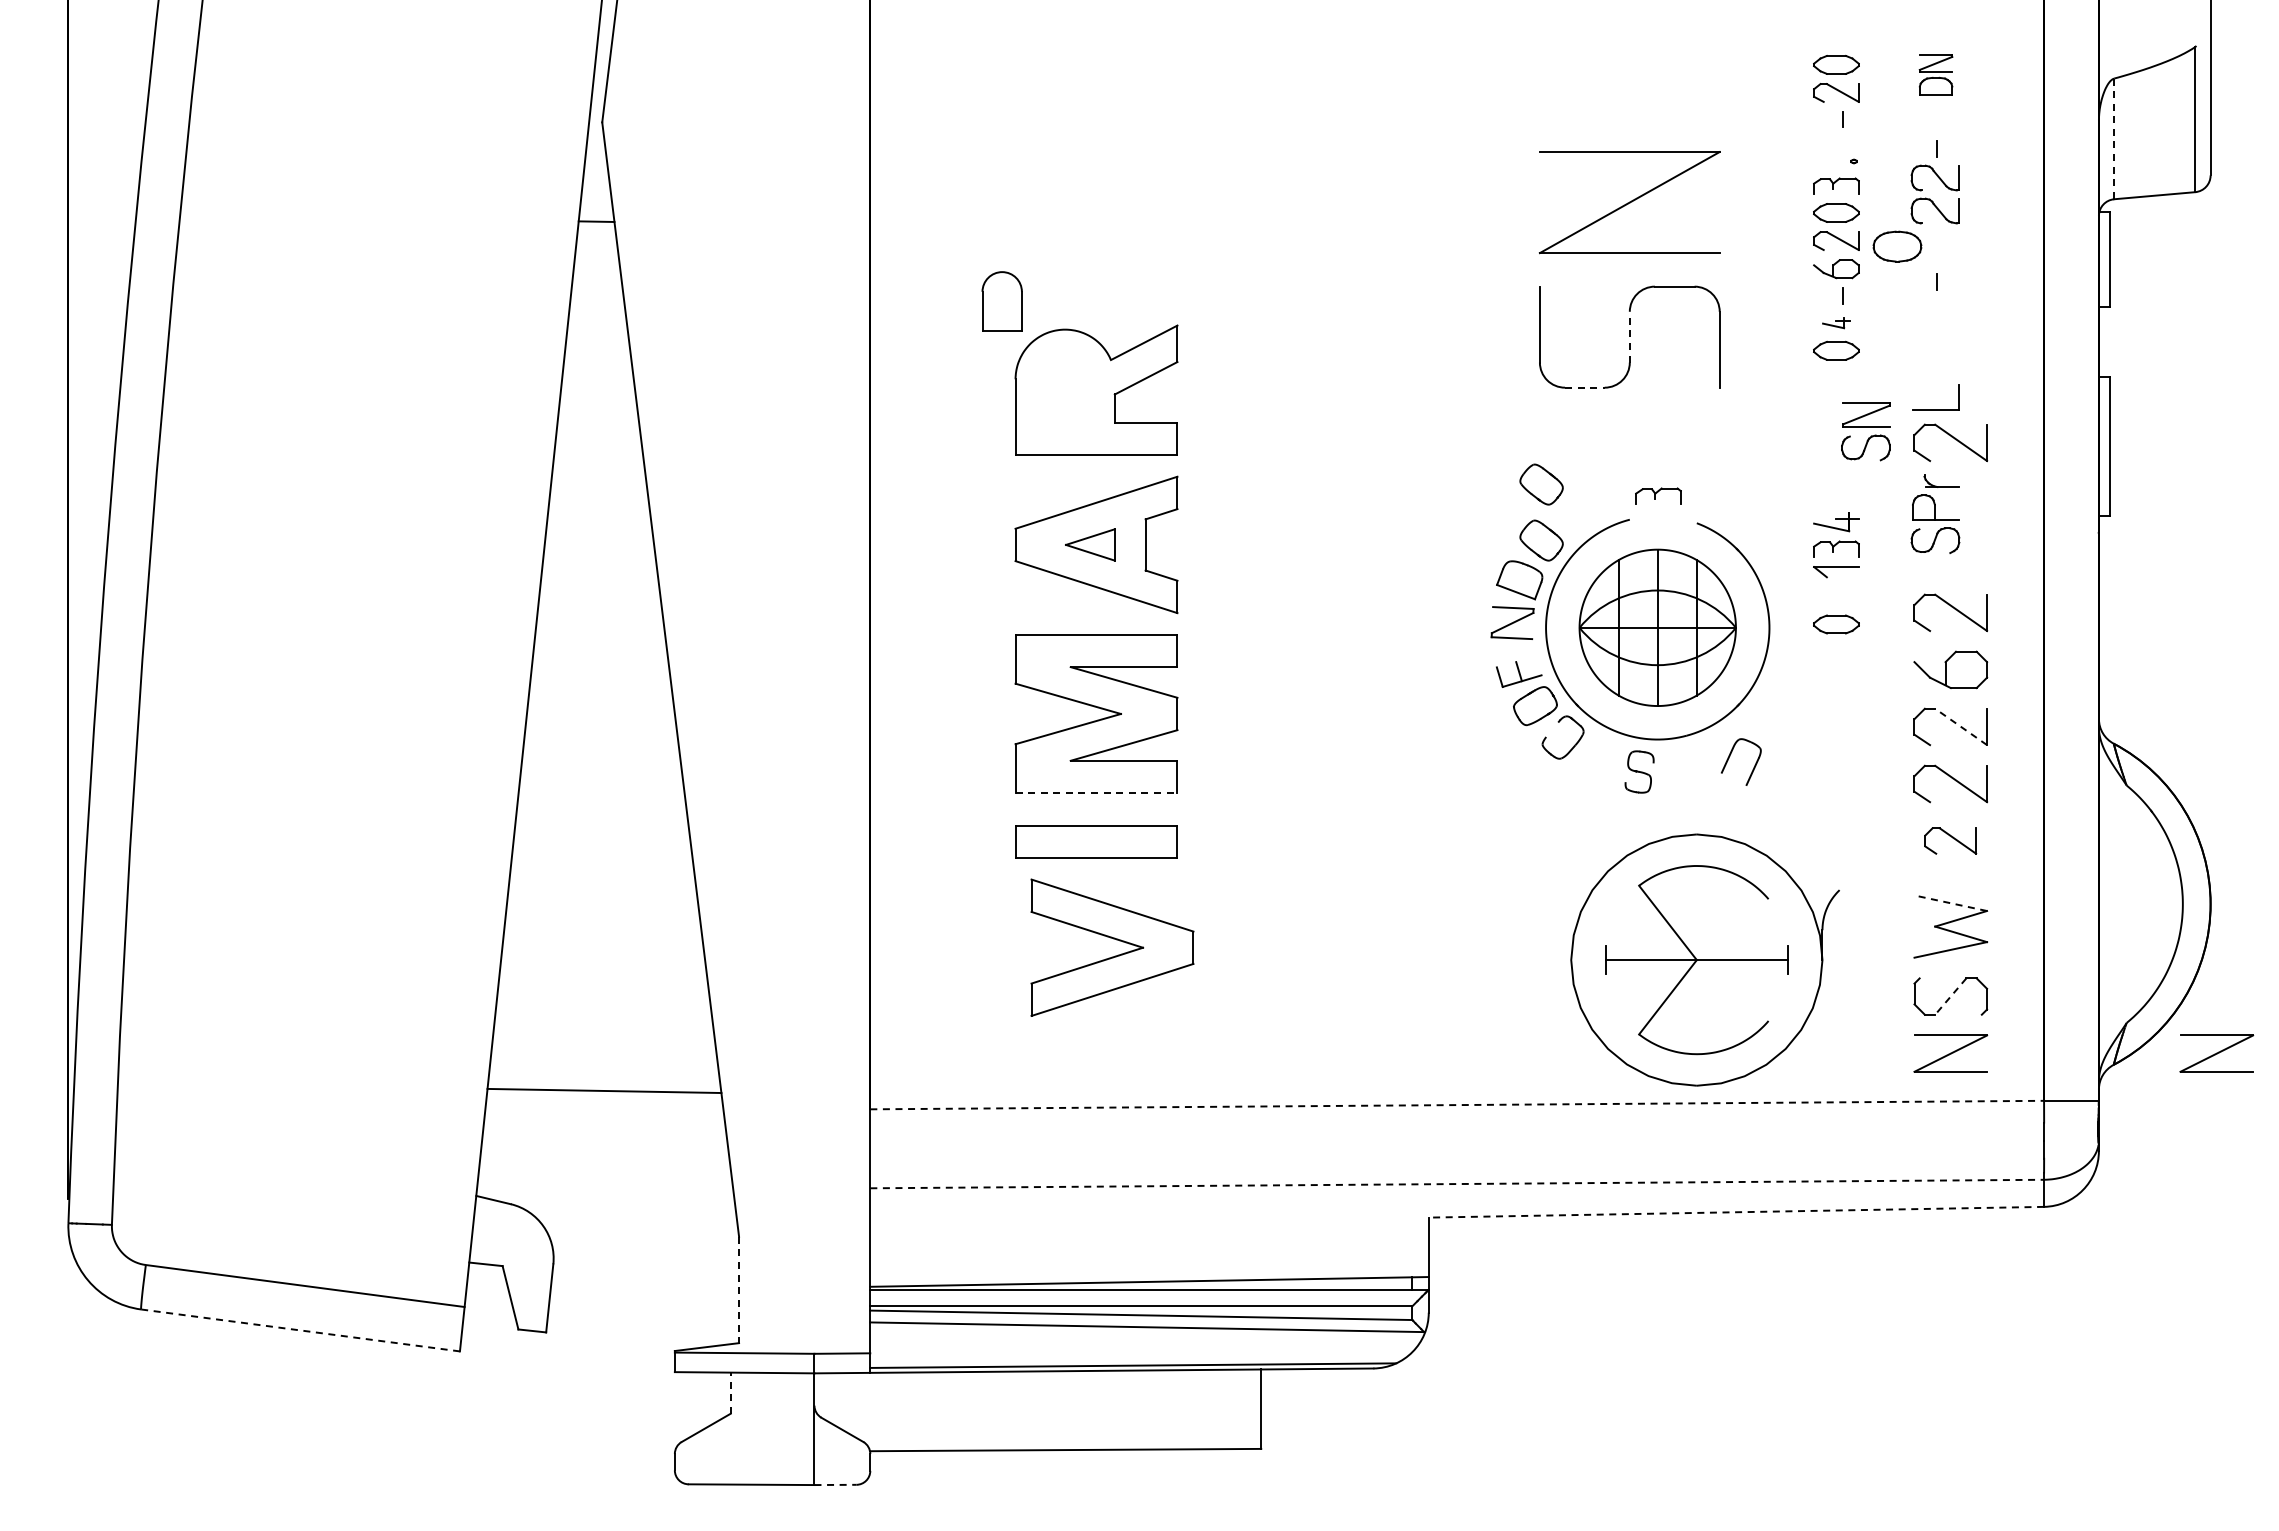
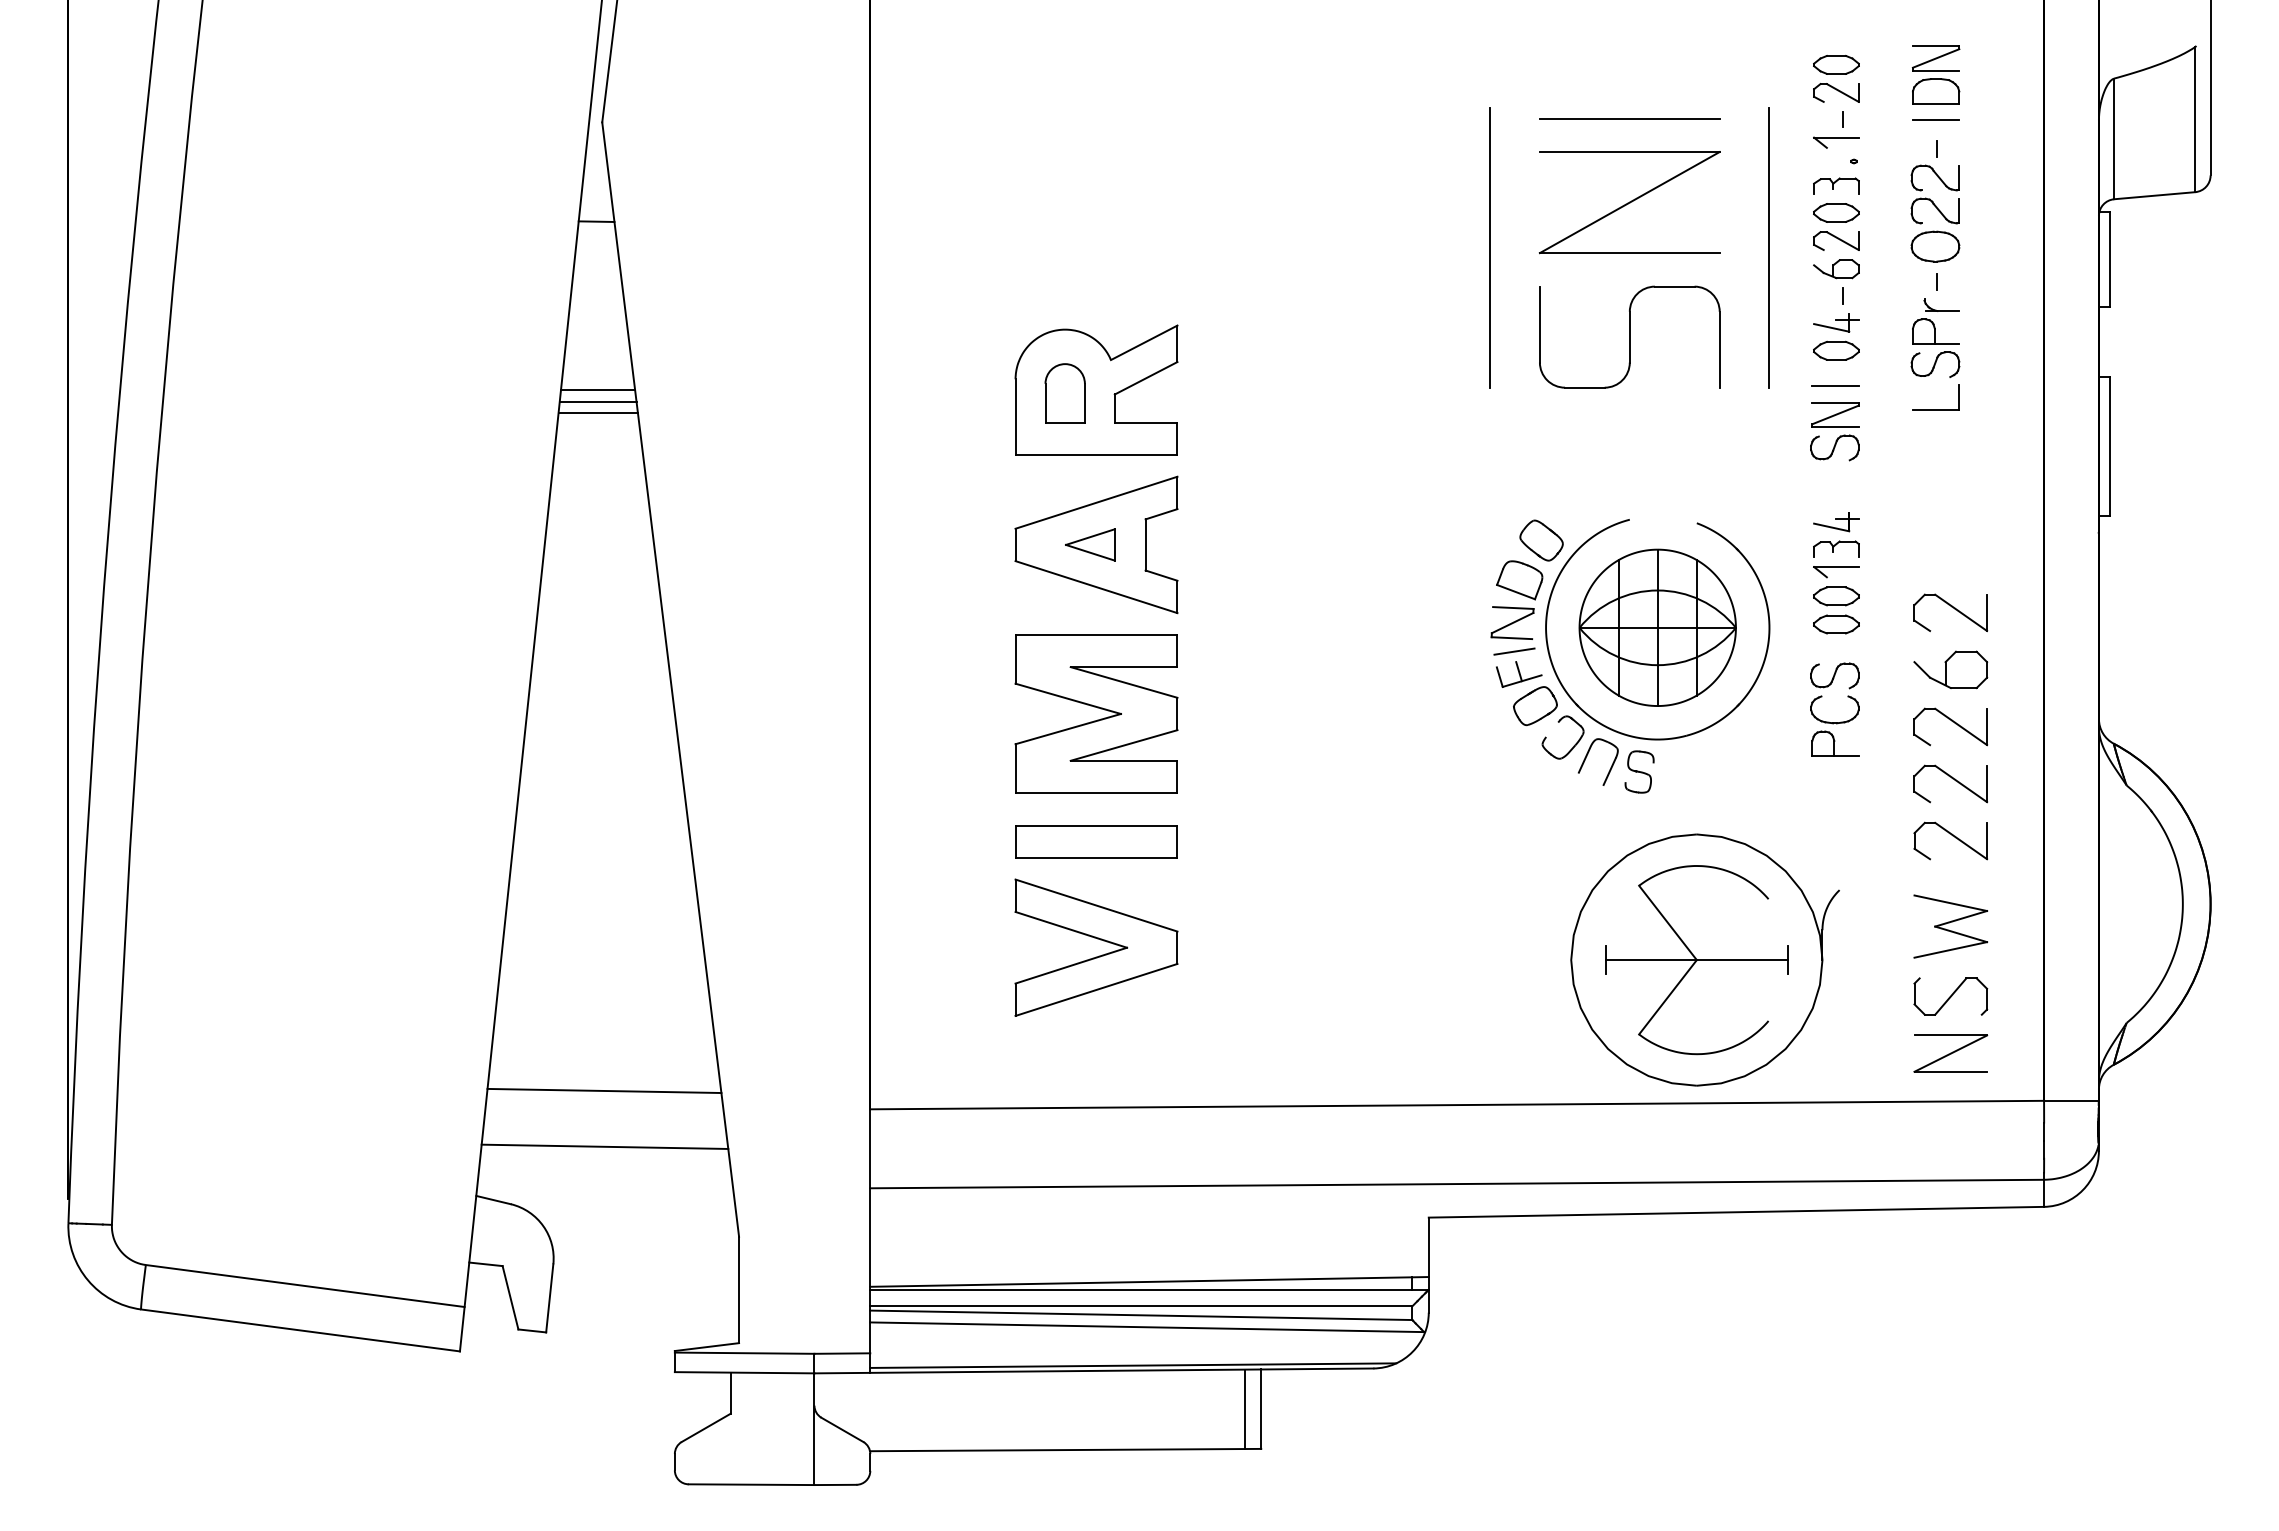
part size: 36x42 px -> 50x60 px (1935, 74)
line: none -> present (1629, 118)
line: none -> present (1935, 120)
line: dashed -> solid (2114, 139)
part: none -> present (1836, 142)
part position: (1897, 246) -> (1935, 246) (1935, 246)
line: none -> present (1490, 247)
line: none -> present (1769, 247)
part position: (1001, 301) -> (1064, 393) (1064, 393)
part size: 29x13 px -> 47x20 px (1836, 322)
line: dashed -> solid (1629, 336)
line: none -> present (1835, 385)
line: dashed -> solid (1584, 387)
line: none -> present (597, 390)
line: none -> present (597, 401)
line: none -> present (597, 412)
part position: (1865, 431) -> (1834, 431) (1834, 431)
part: present -> none (1950, 442)
part: present -> none (1541, 484)
part: present -> none (1658, 495)
part position: (1935, 513) -> (1935, 337) (1935, 337)
part: none -> present (1836, 596)
line: none -> present (1514, 651)
part: none -> present (1829, 721)
line: dashed -> solid (1961, 726)
part position: (1730, 756) -> (1587, 756) (1587, 756)
line: dashed -> solid (1096, 793)
part size: 54x28 px -> 75x40 px (1950, 840)
line: dashed -> solid (1950, 903)
part position: (1113, 939) -> (1097, 939) (1097, 939)
line: dashed -> solid (1950, 996)
part: present -> none (2216, 1053)
line: dashed -> solid (1457, 1105)
line: none -> present (604, 1146)
line: dashed -> solid (1457, 1184)
line: dashed -> solid (1736, 1212)
line: dashed -> solid (739, 1290)
line: dashed -> solid (300, 1330)
line: dashed -> solid (730, 1393)
line: none -> present (1244, 1409)
line: dashed -> solid (835, 1484)
